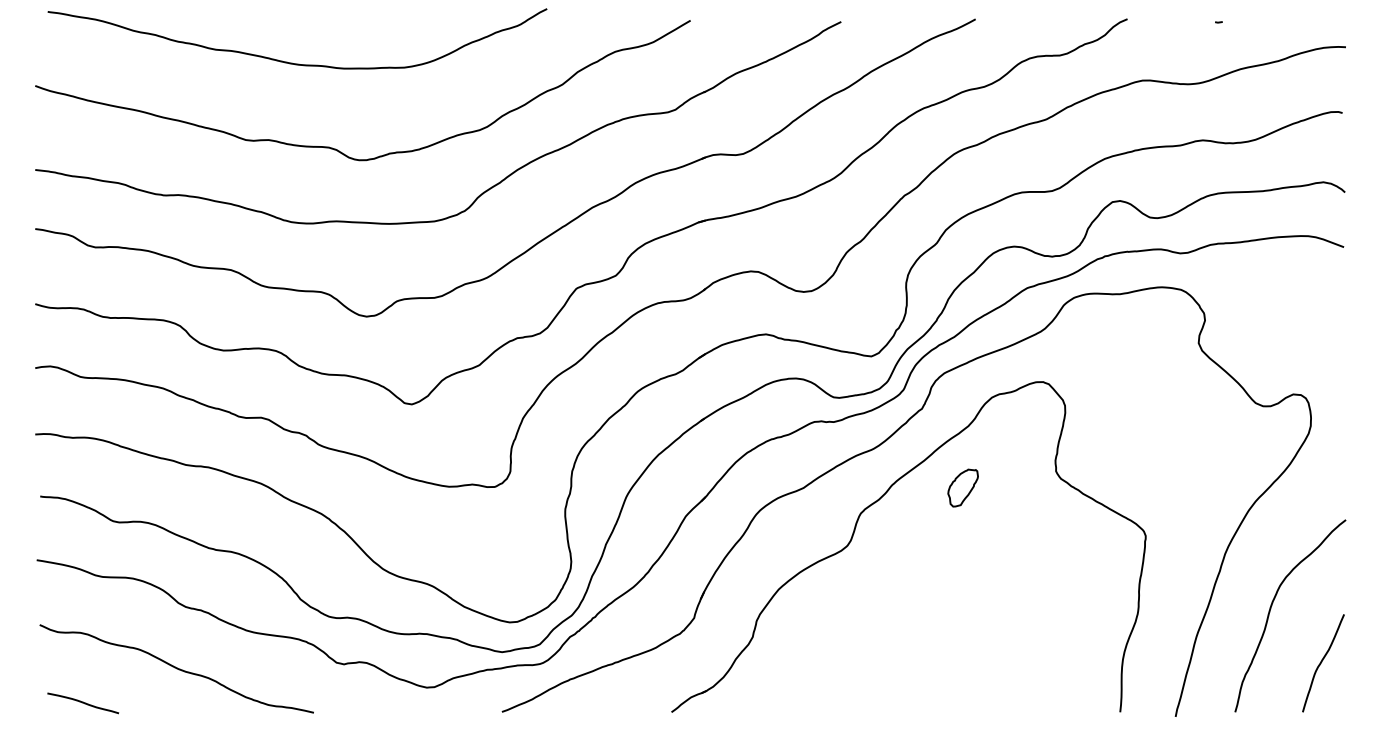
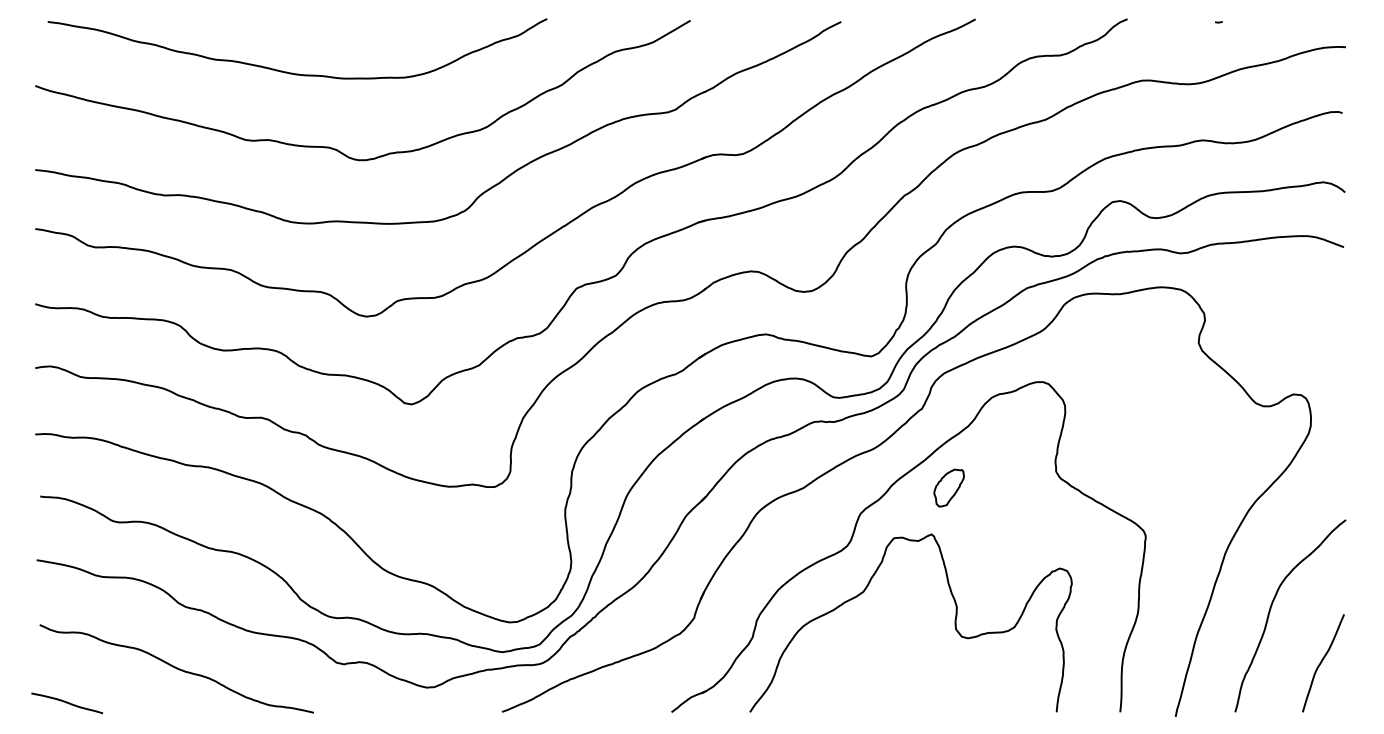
curve position: (292, 62) -> (292, 72) (292, 72)
part position: (962, 487) -> (948, 487) (948, 487)
curve: none -> present (954, 622)
curve position: (83, 703) -> (67, 703) (67, 703)
